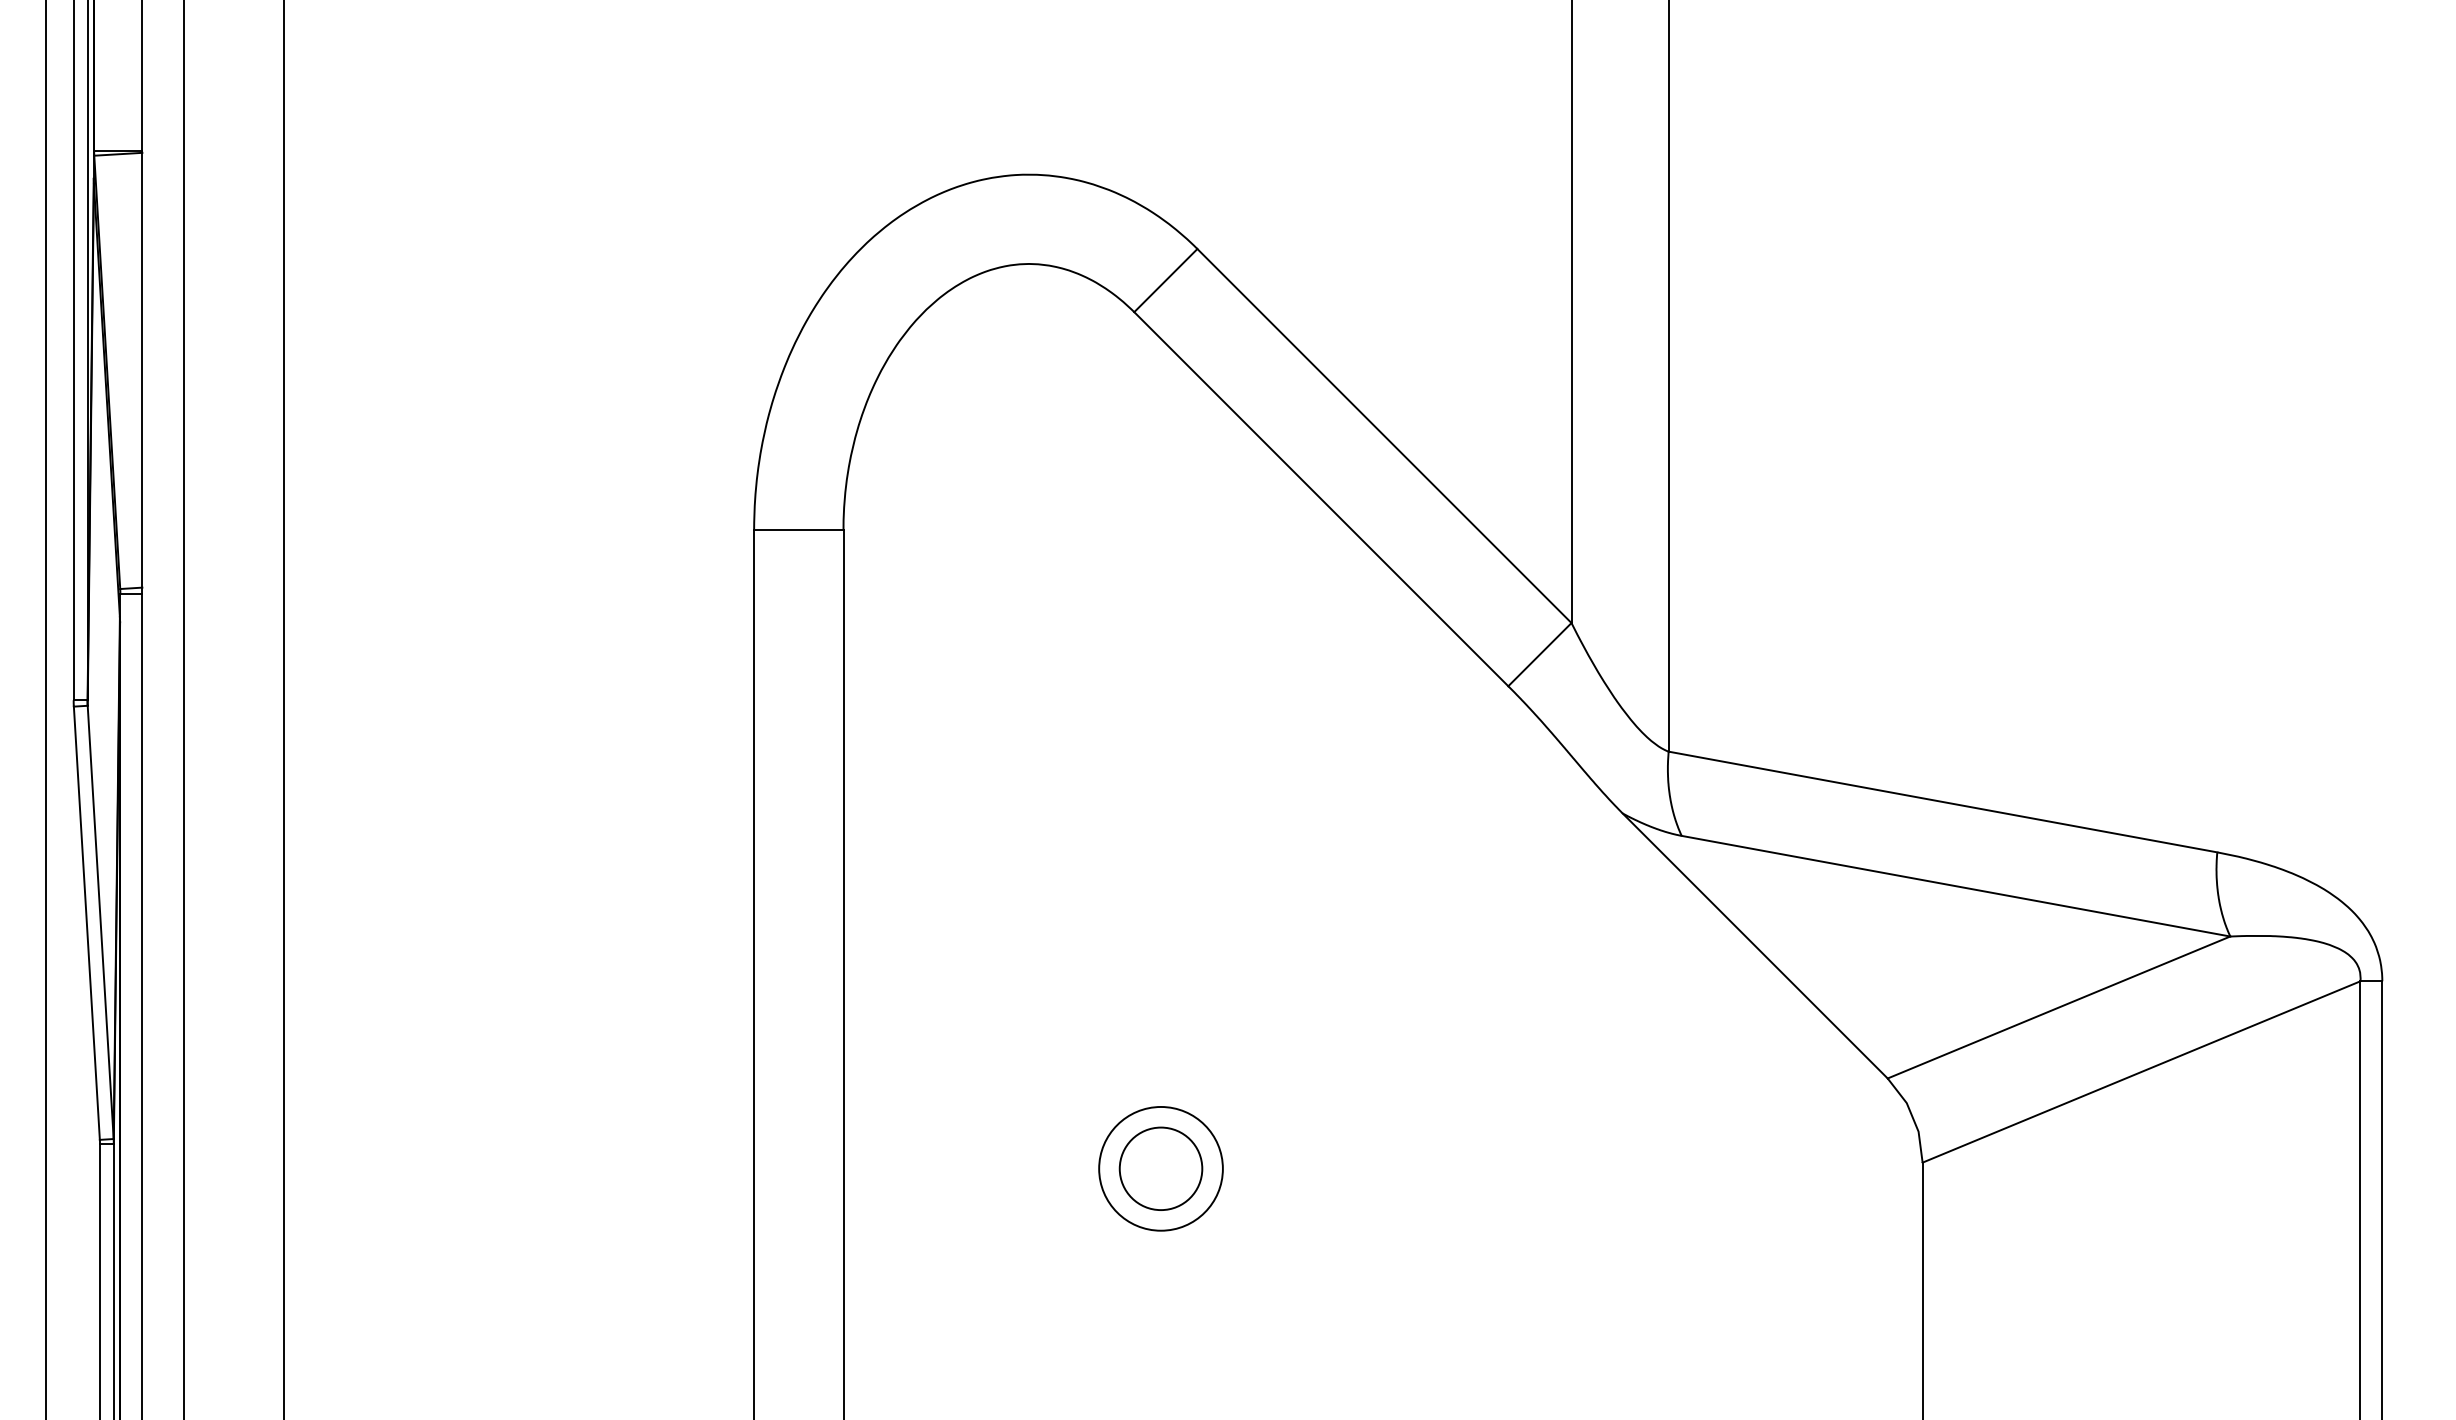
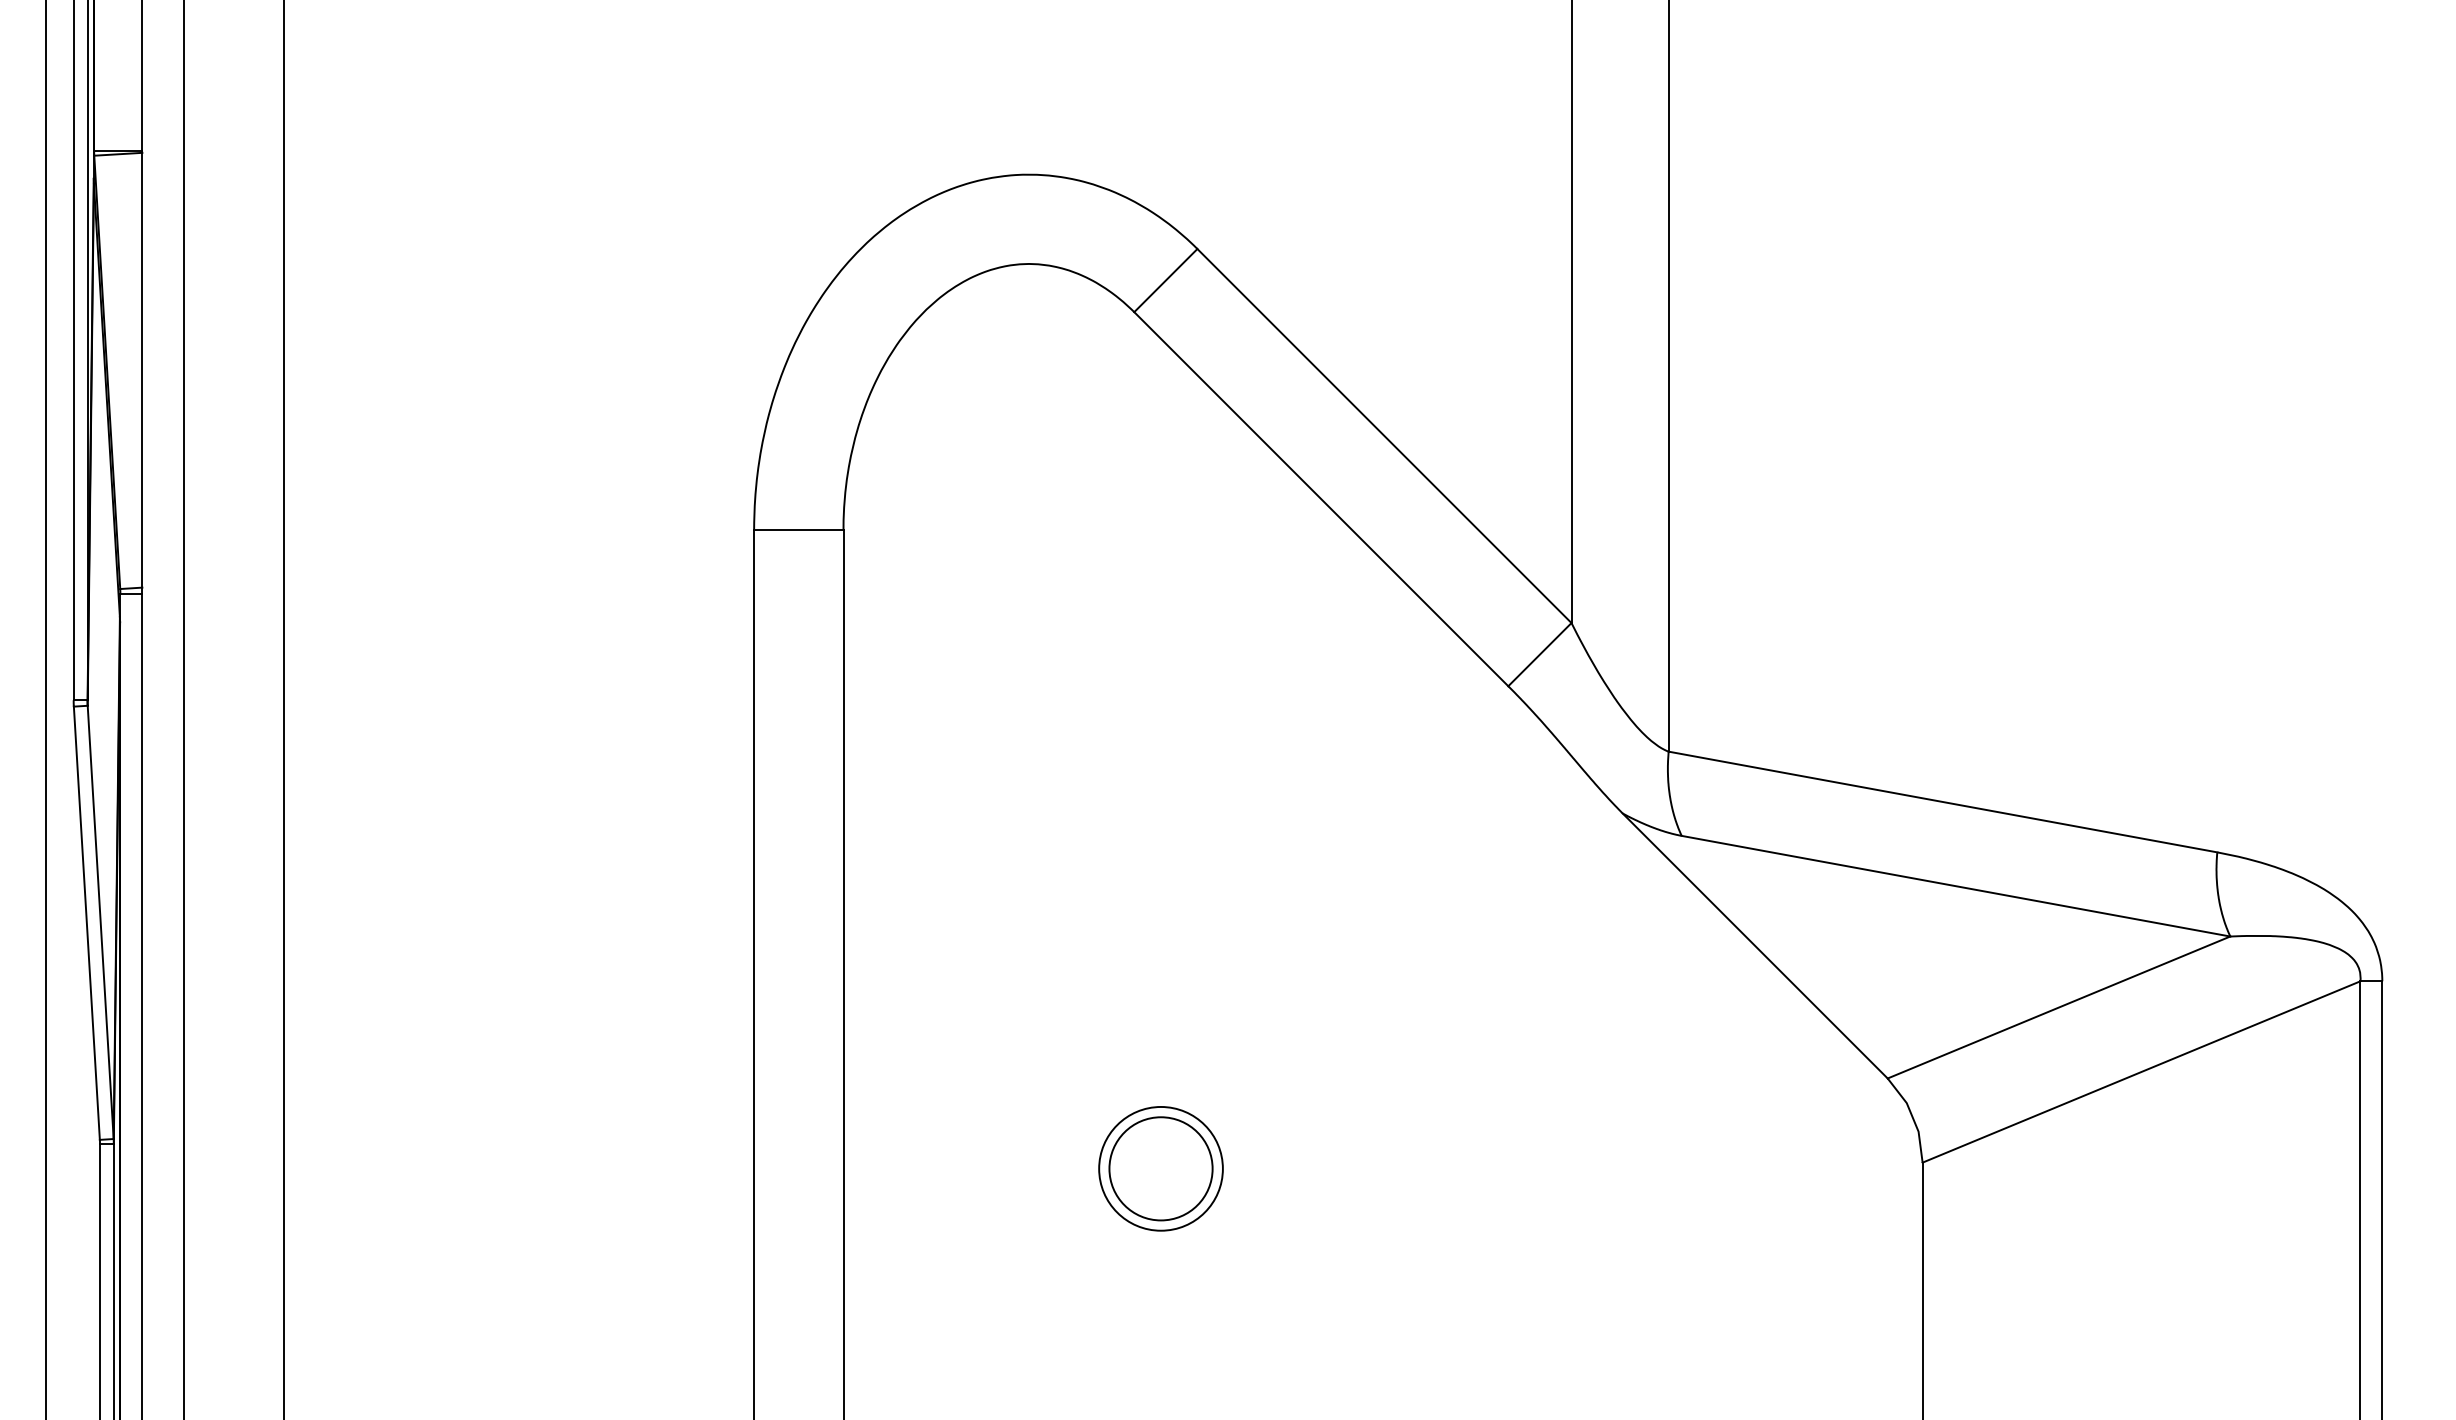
circle diameter: 83 px -> 103 px (1160, 1168)
